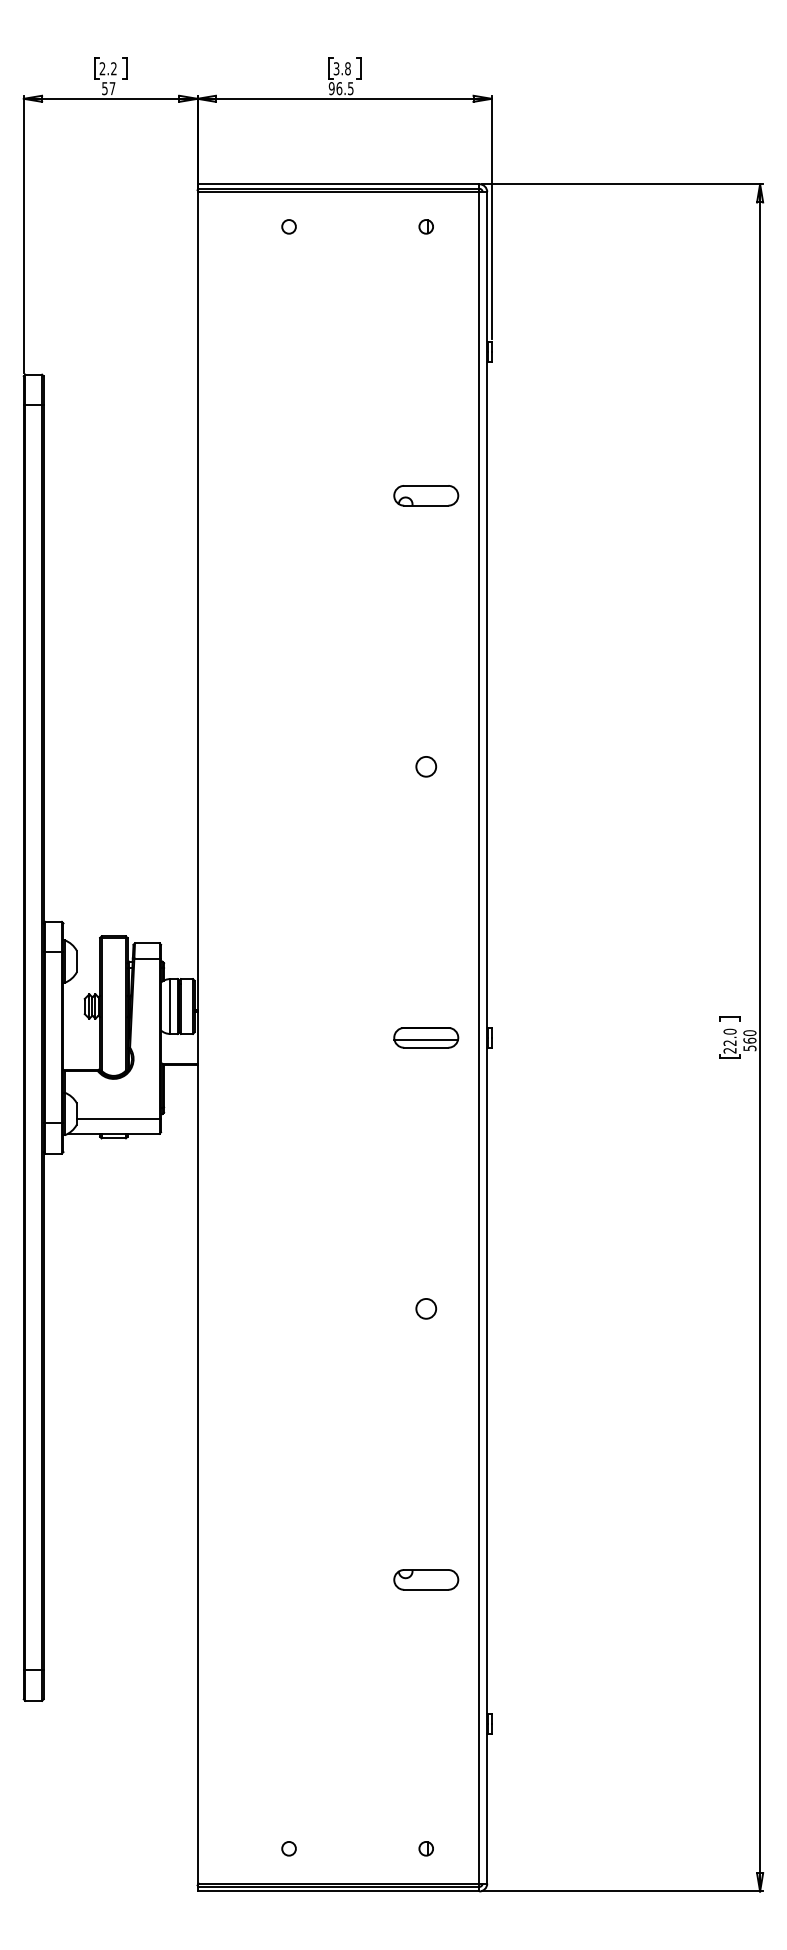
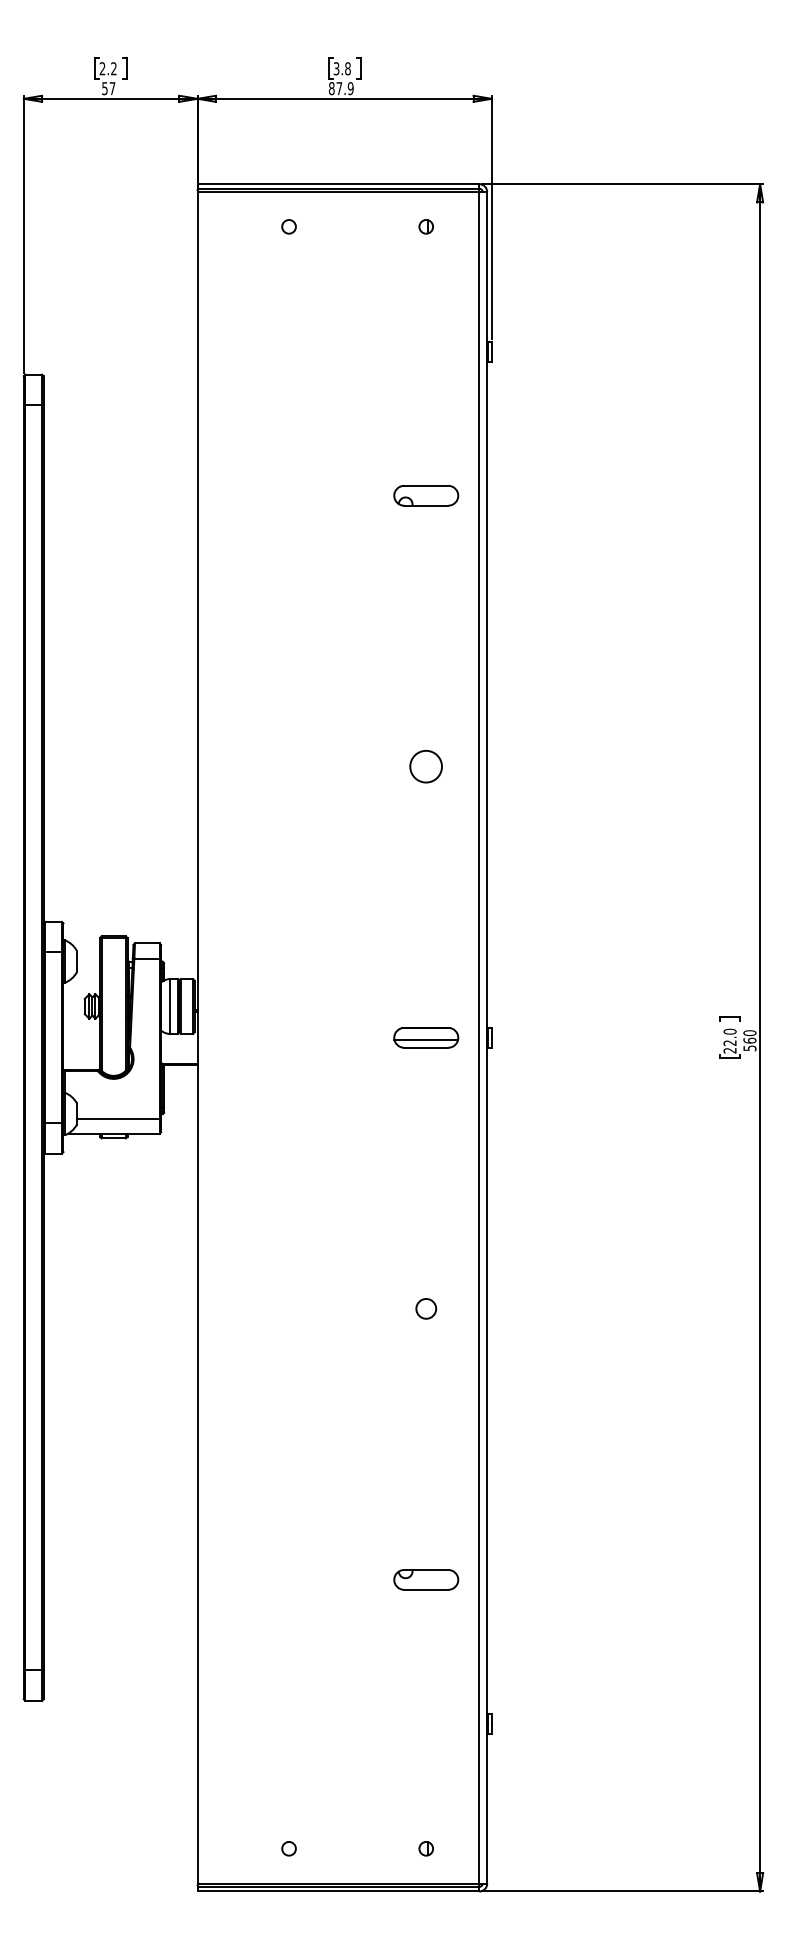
text: 96.5 -> 87.9 (340, 88)
circle size: 23x22 px -> 34x34 px (425, 766)
